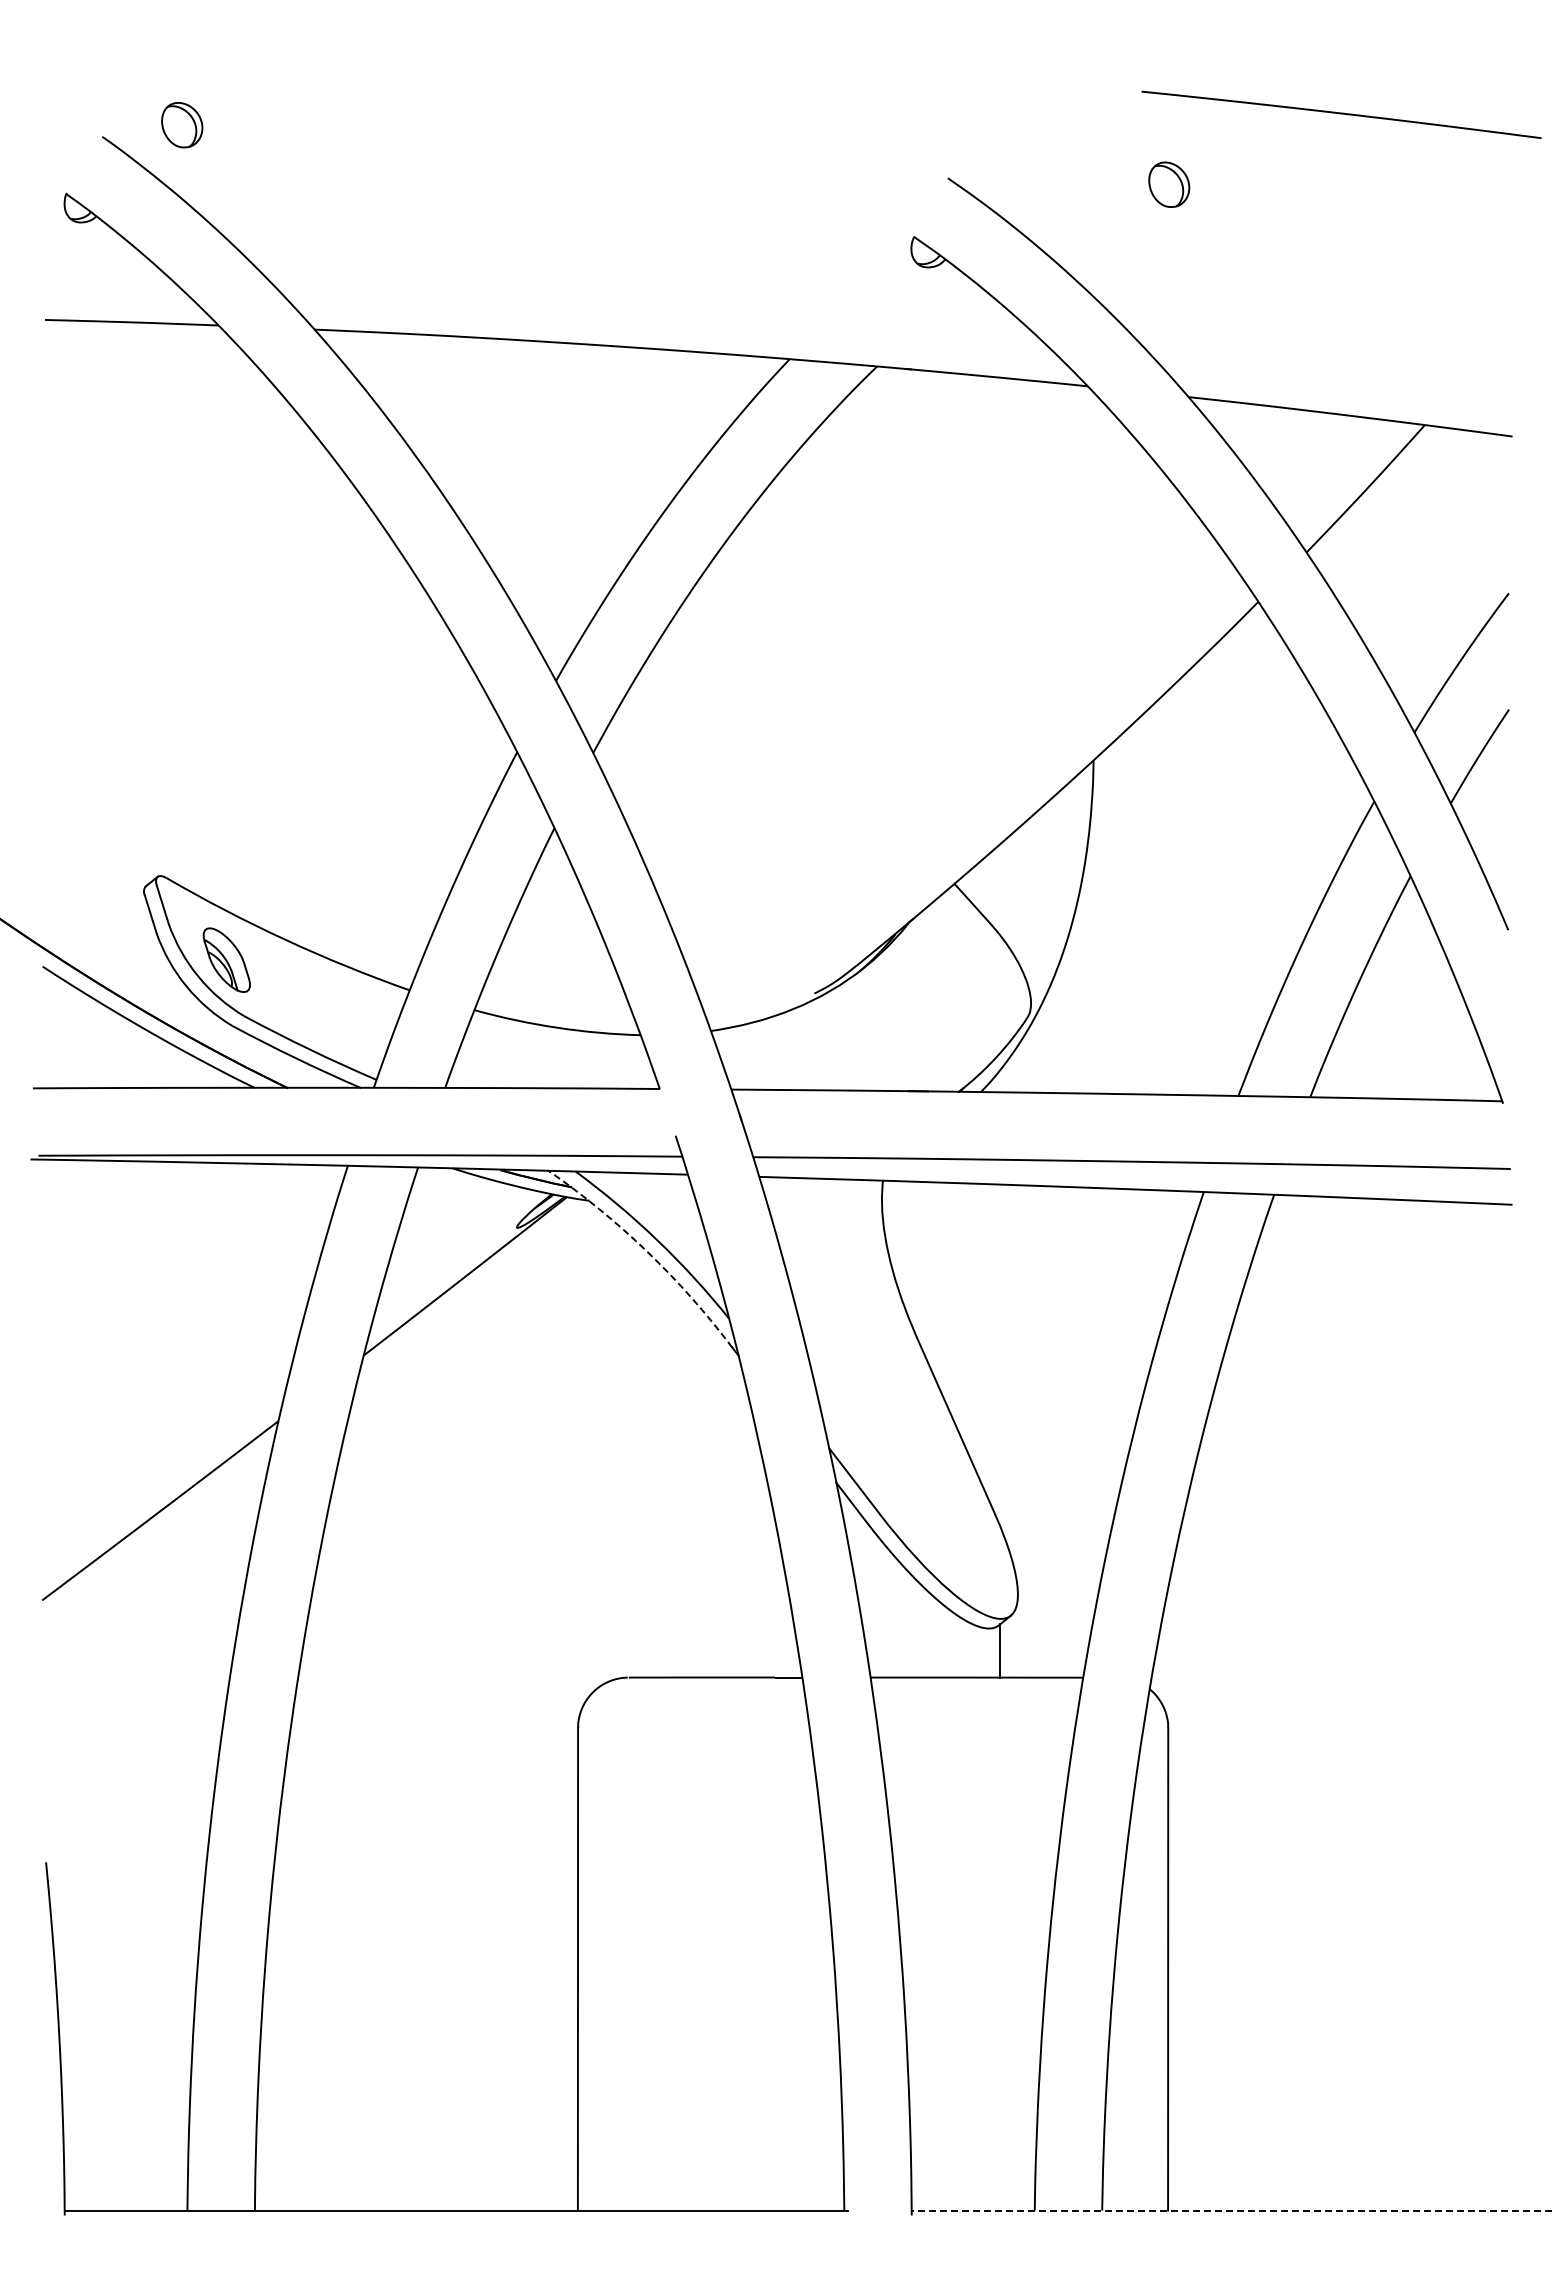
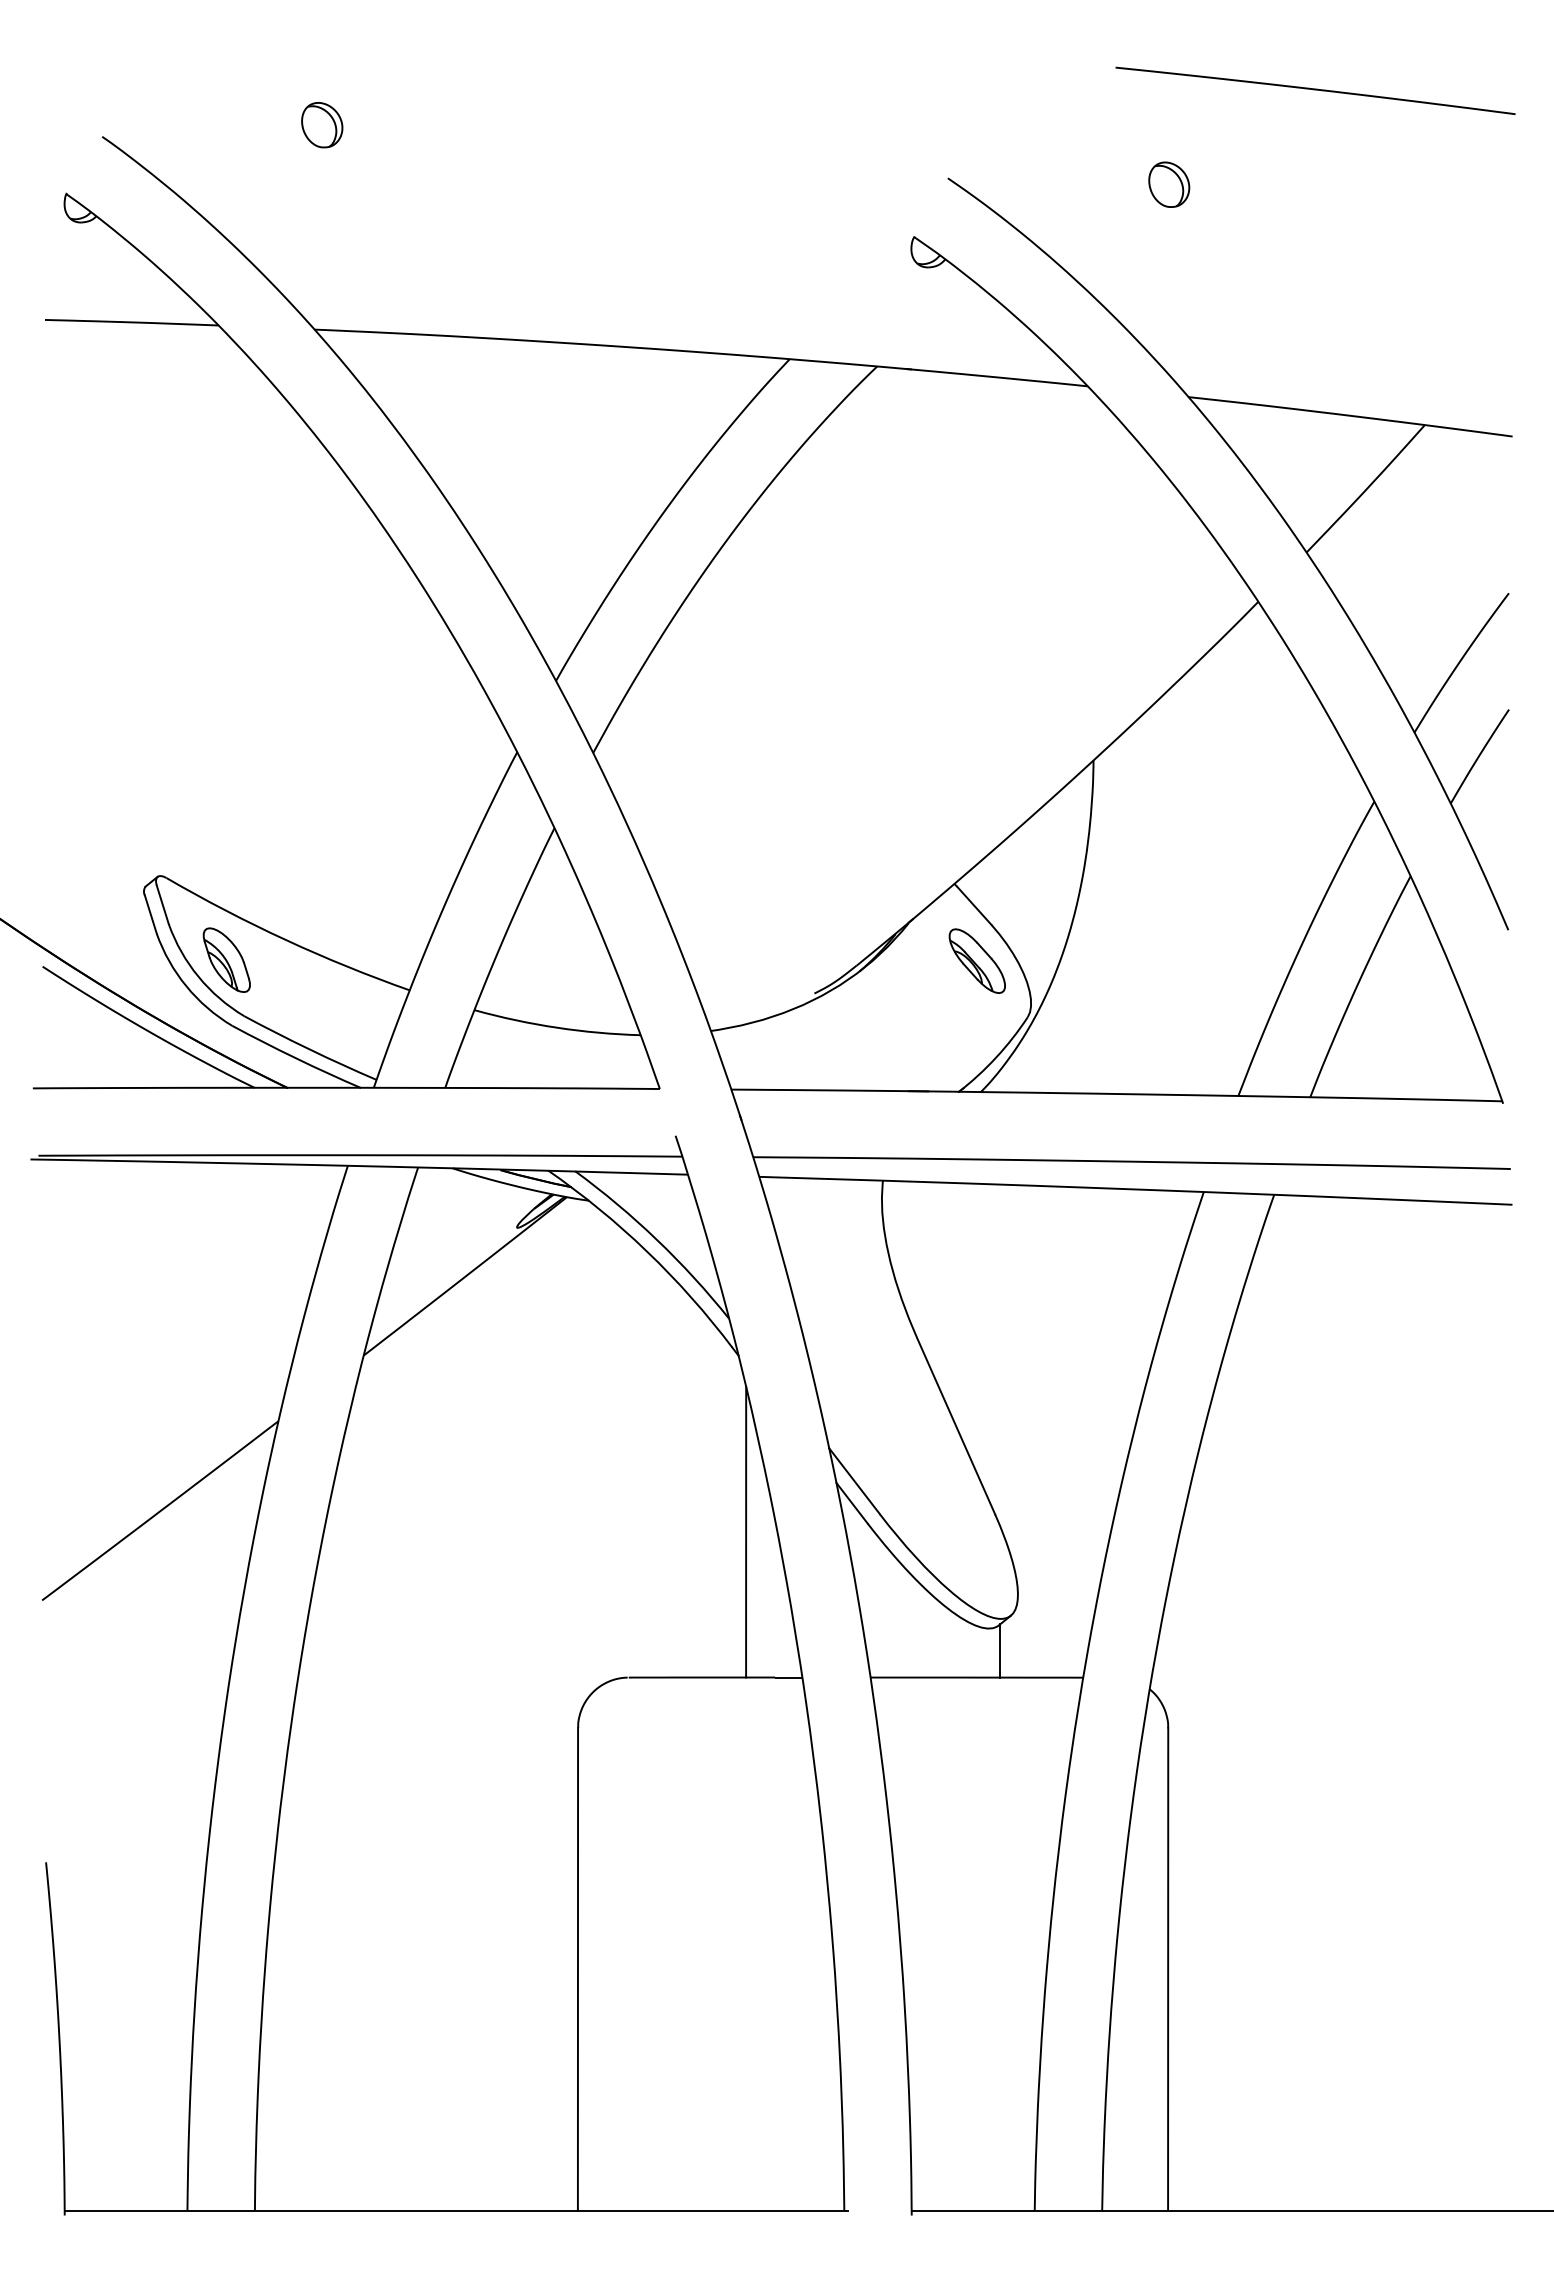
curve position: (1341, 114) -> (1315, 90) (1315, 90)
part position: (182, 125) -> (322, 125) (322, 125)
part: none -> present (976, 960)
arc: dashed -> solid (647, 1251)
line: none -> present (746, 1531)
line: dashed -> solid (1232, 2210)
